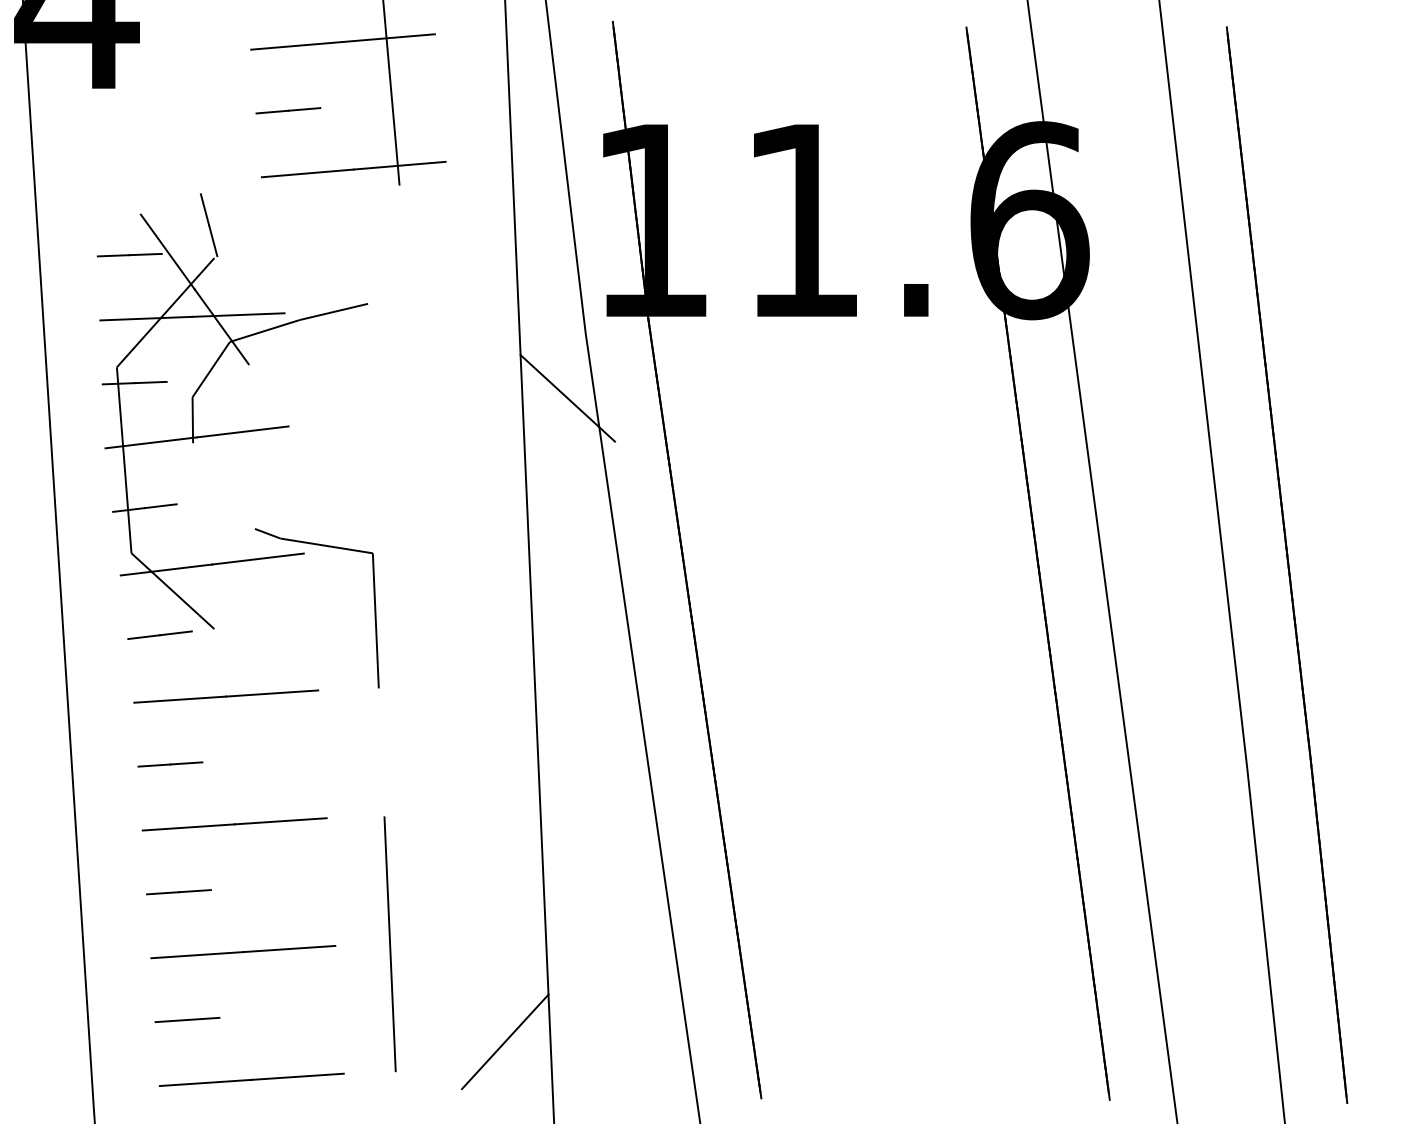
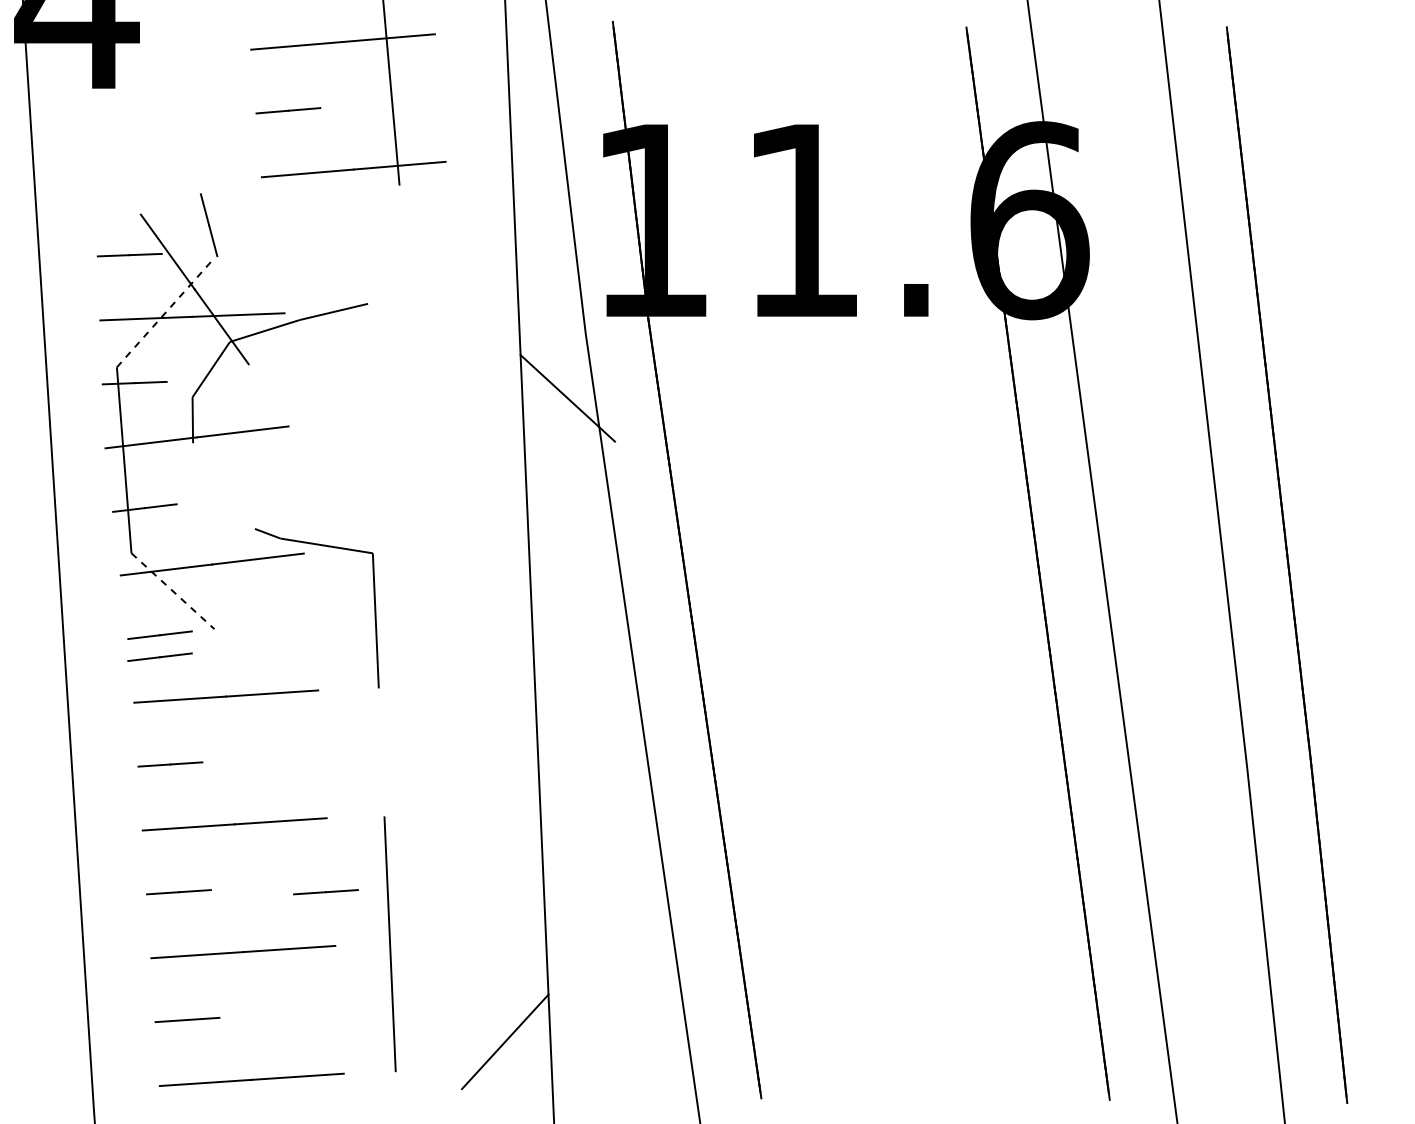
line: solid -> dashed (165, 312)
line: solid -> dashed (173, 591)
line: none -> present (159, 656)
line: none -> present (325, 892)
